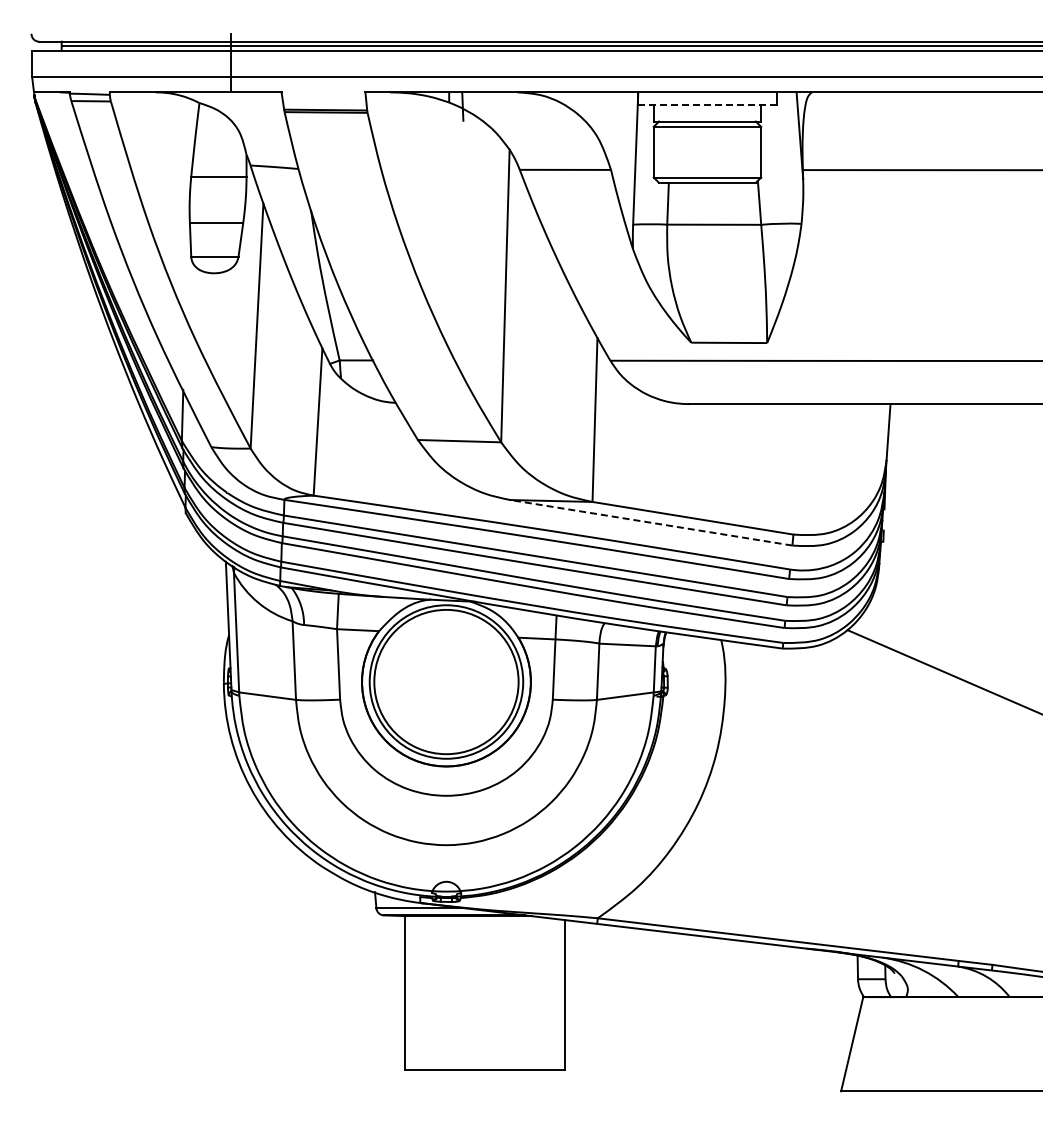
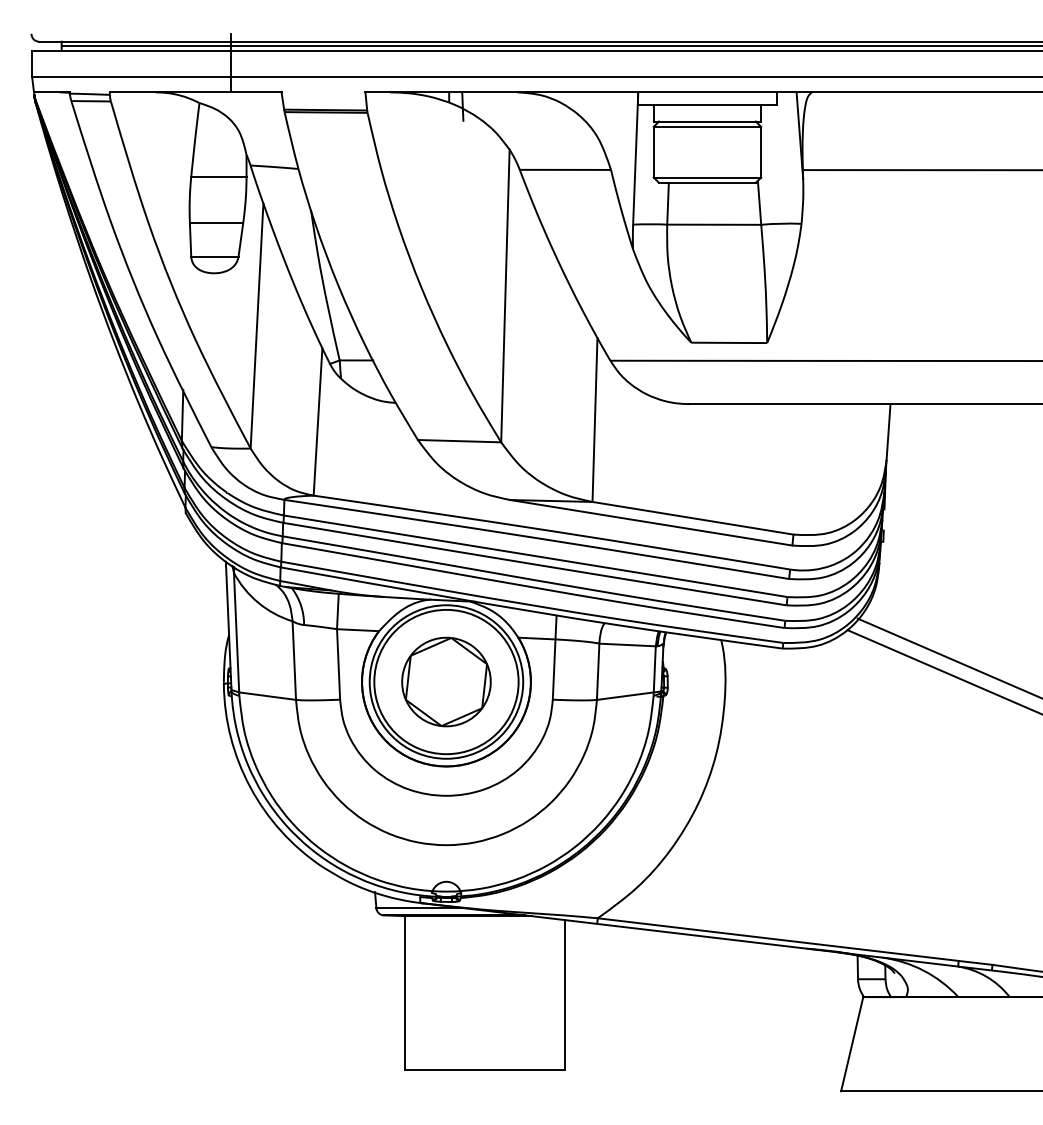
line: dashed -> solid (707, 104)
line: dashed -> solid (651, 522)
line: none -> present (948, 657)
part: none -> present (446, 681)
